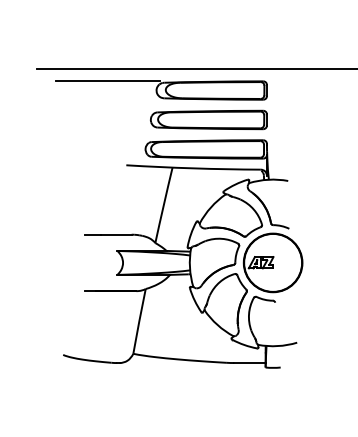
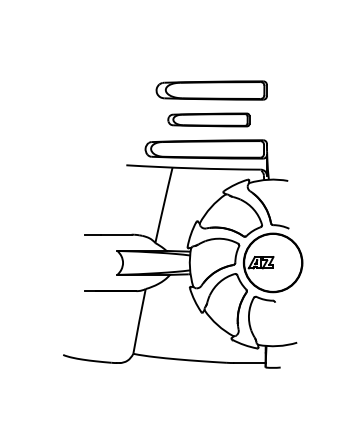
line: present -> none (195, 69)
line: present -> none (107, 81)
part size: 118x22 px -> 84x16 px (208, 119)
